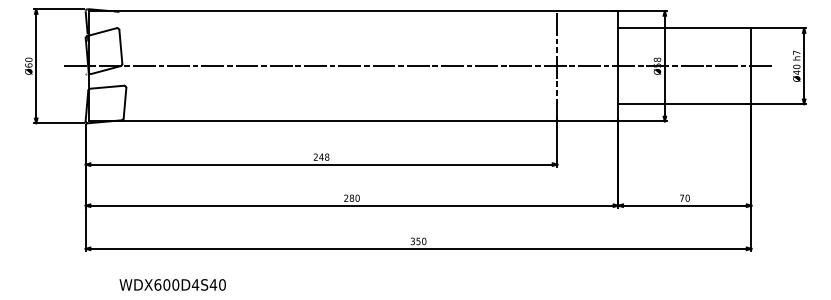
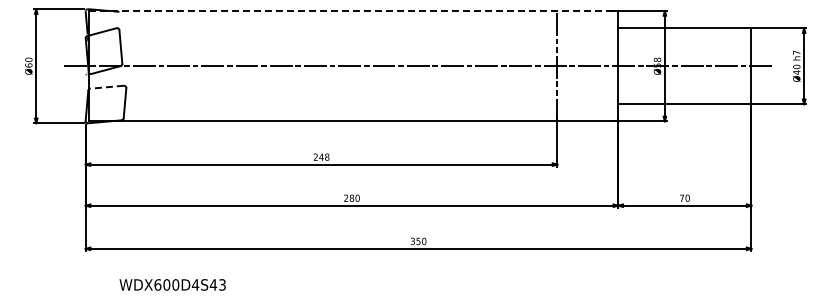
line: solid -> dashed (353, 11)
line: solid -> dashed (107, 87)
text: WDX600D4S40 -> WDX600D4S43 (222, 284)
